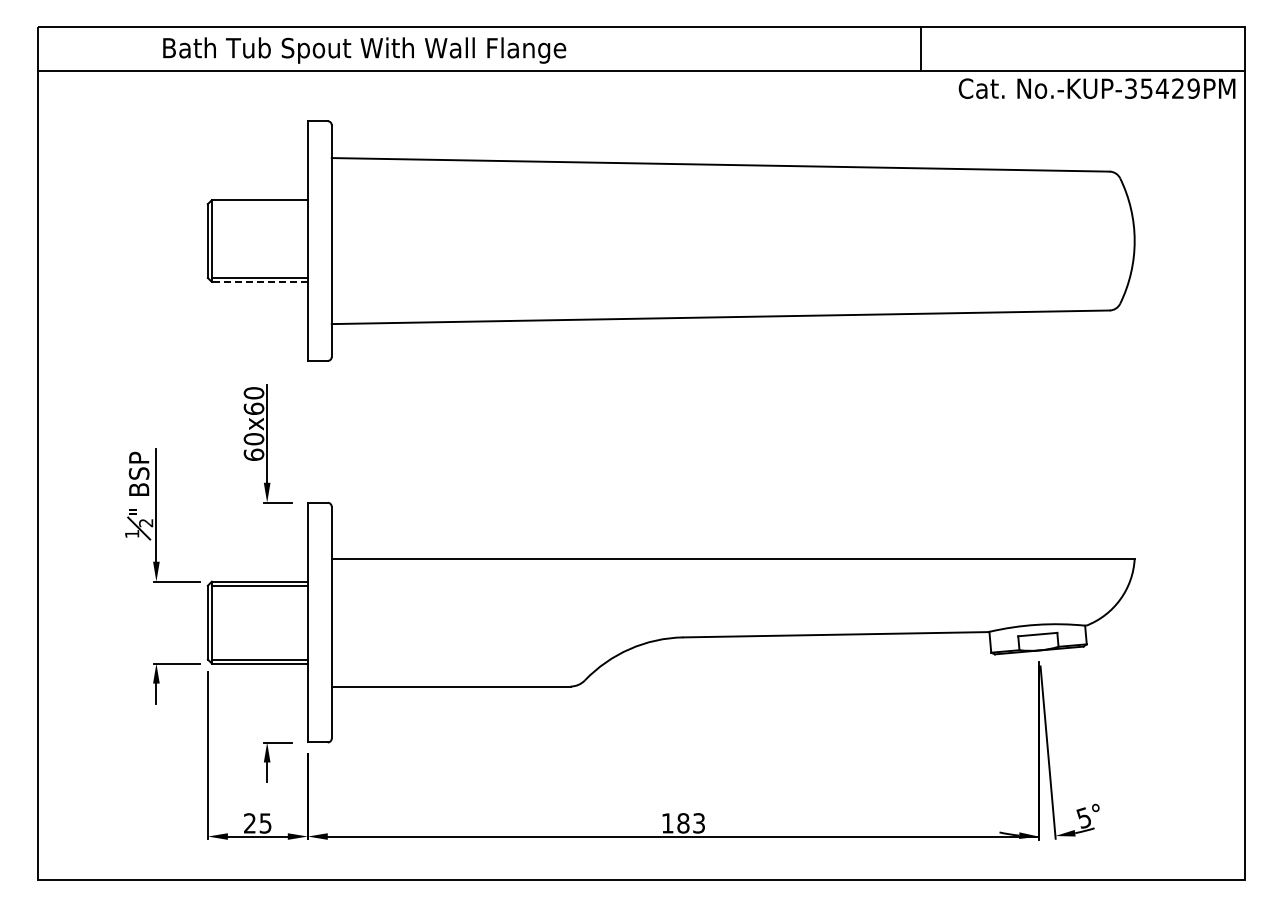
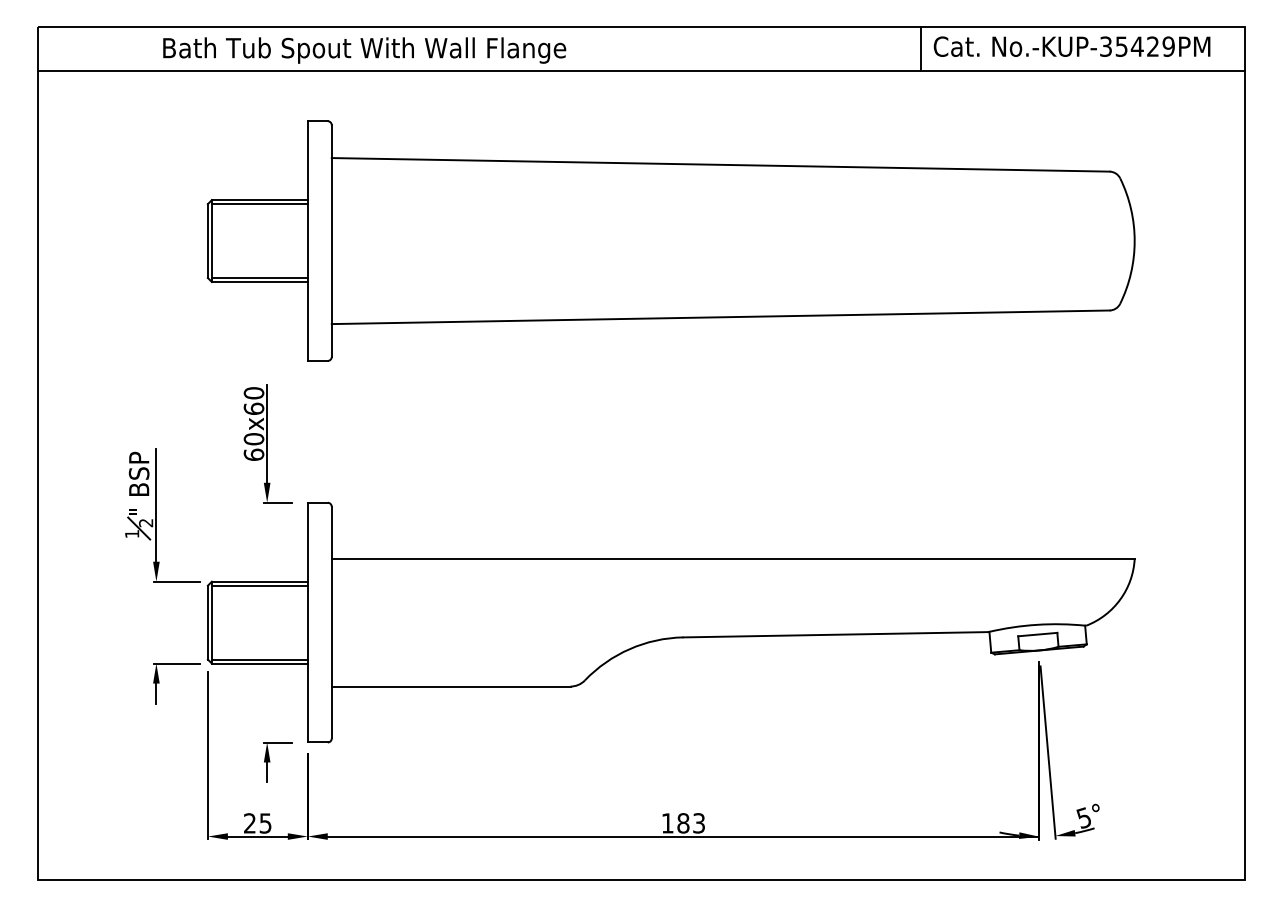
text position: (1096, 88) -> (1071, 46) (1071, 46)
line: none -> present (259, 204)
line: dashed -> solid (259, 282)
